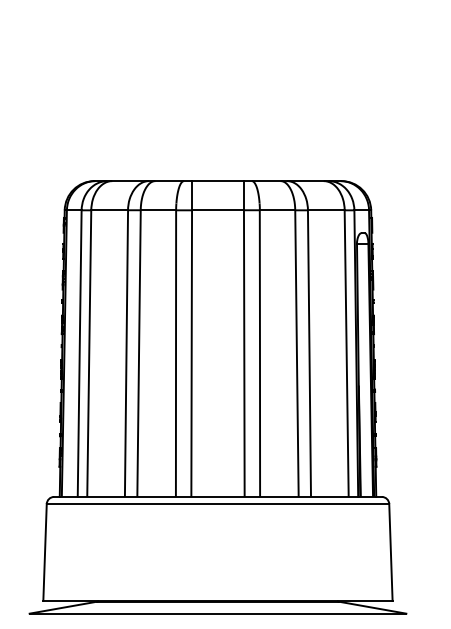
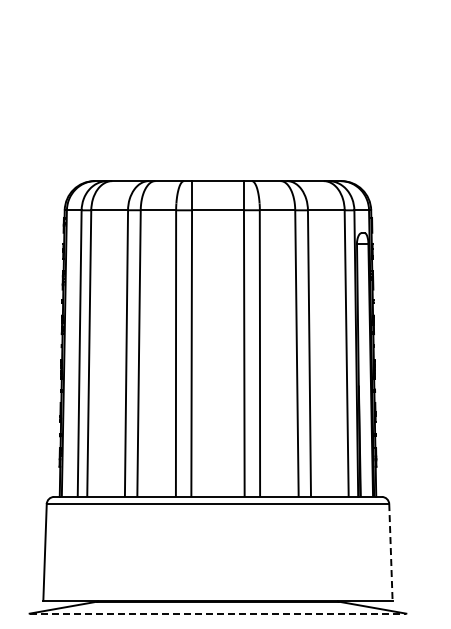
line: solid -> dashed (390, 553)
line: solid -> dashed (218, 613)
